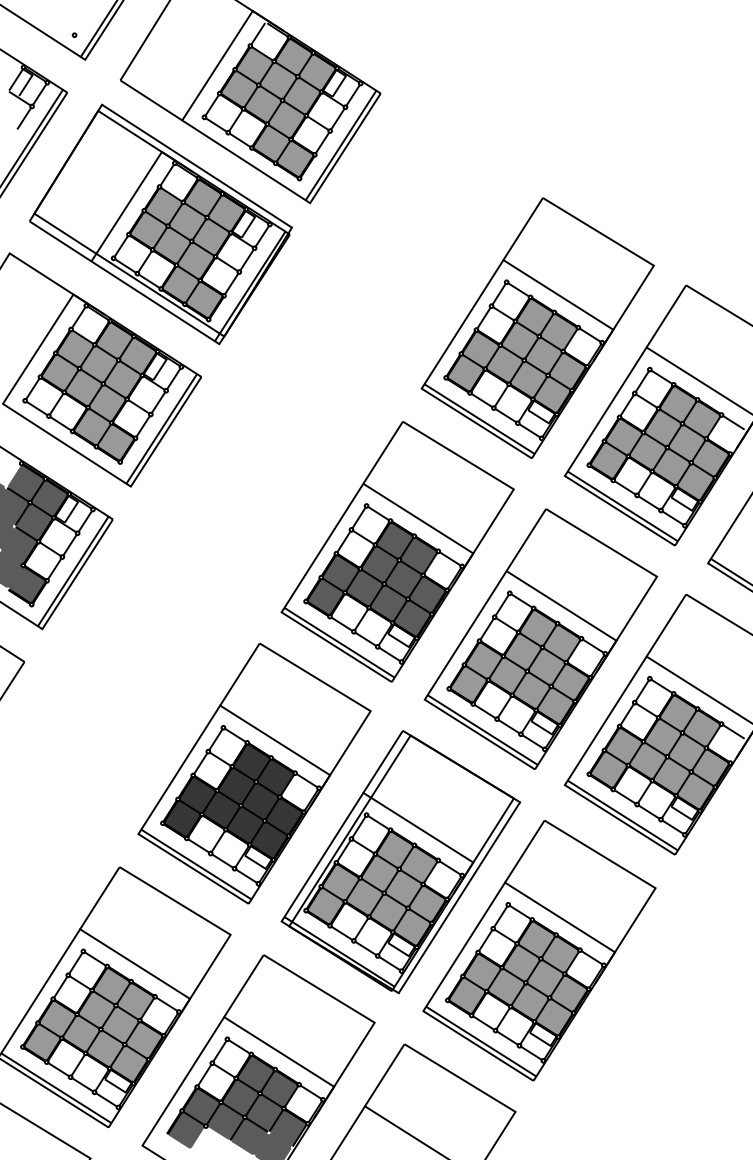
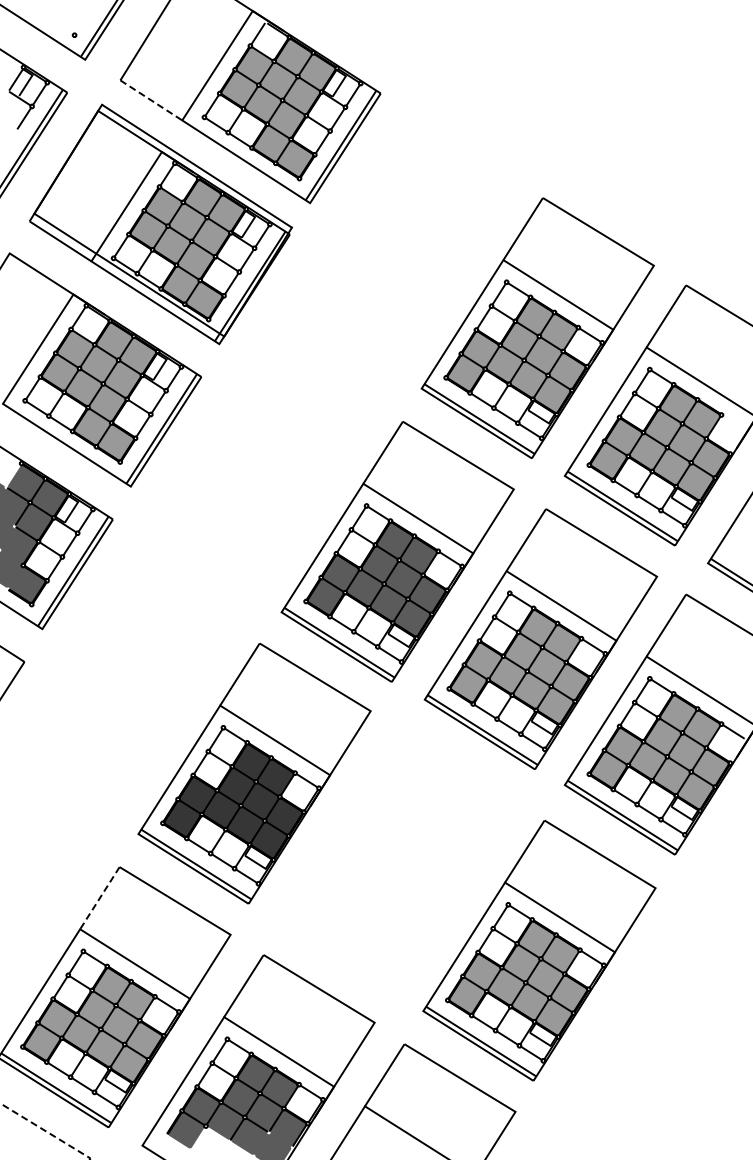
line: solid -> dashed (151, 100)
line: present -> none (733, 422)
part: present -> none (400, 862)
line: solid -> dashed (99, 898)
line: solid -> dashed (46, 1131)
